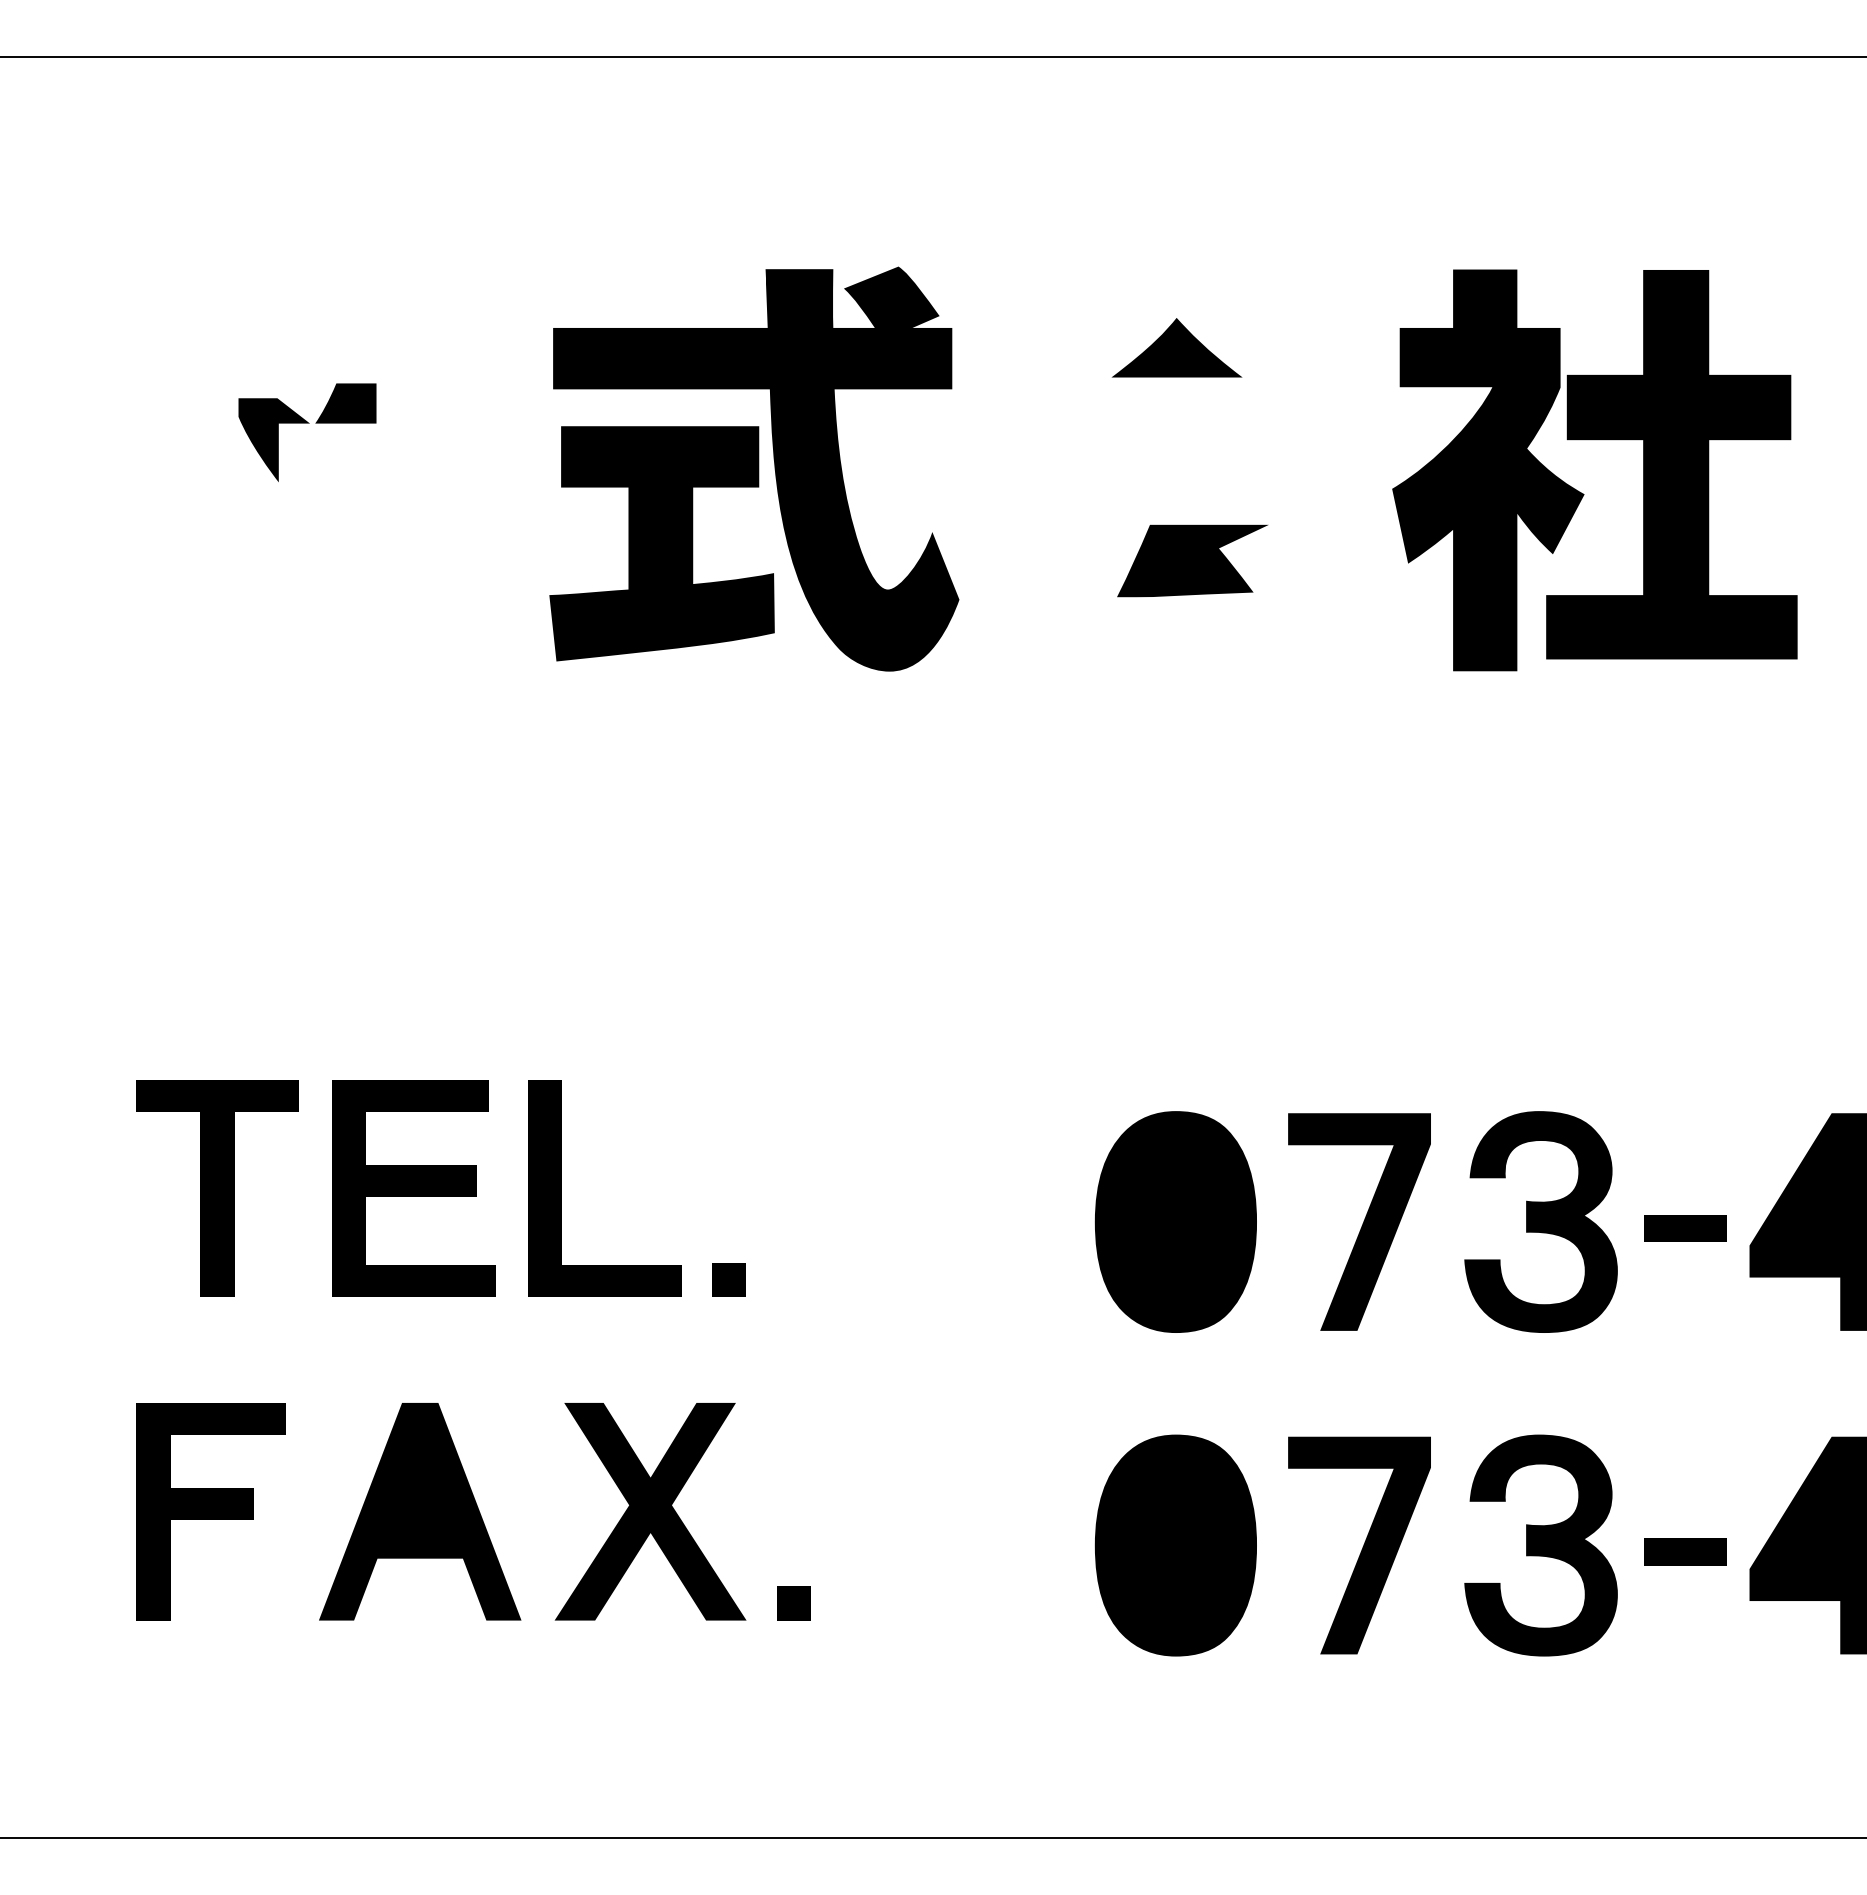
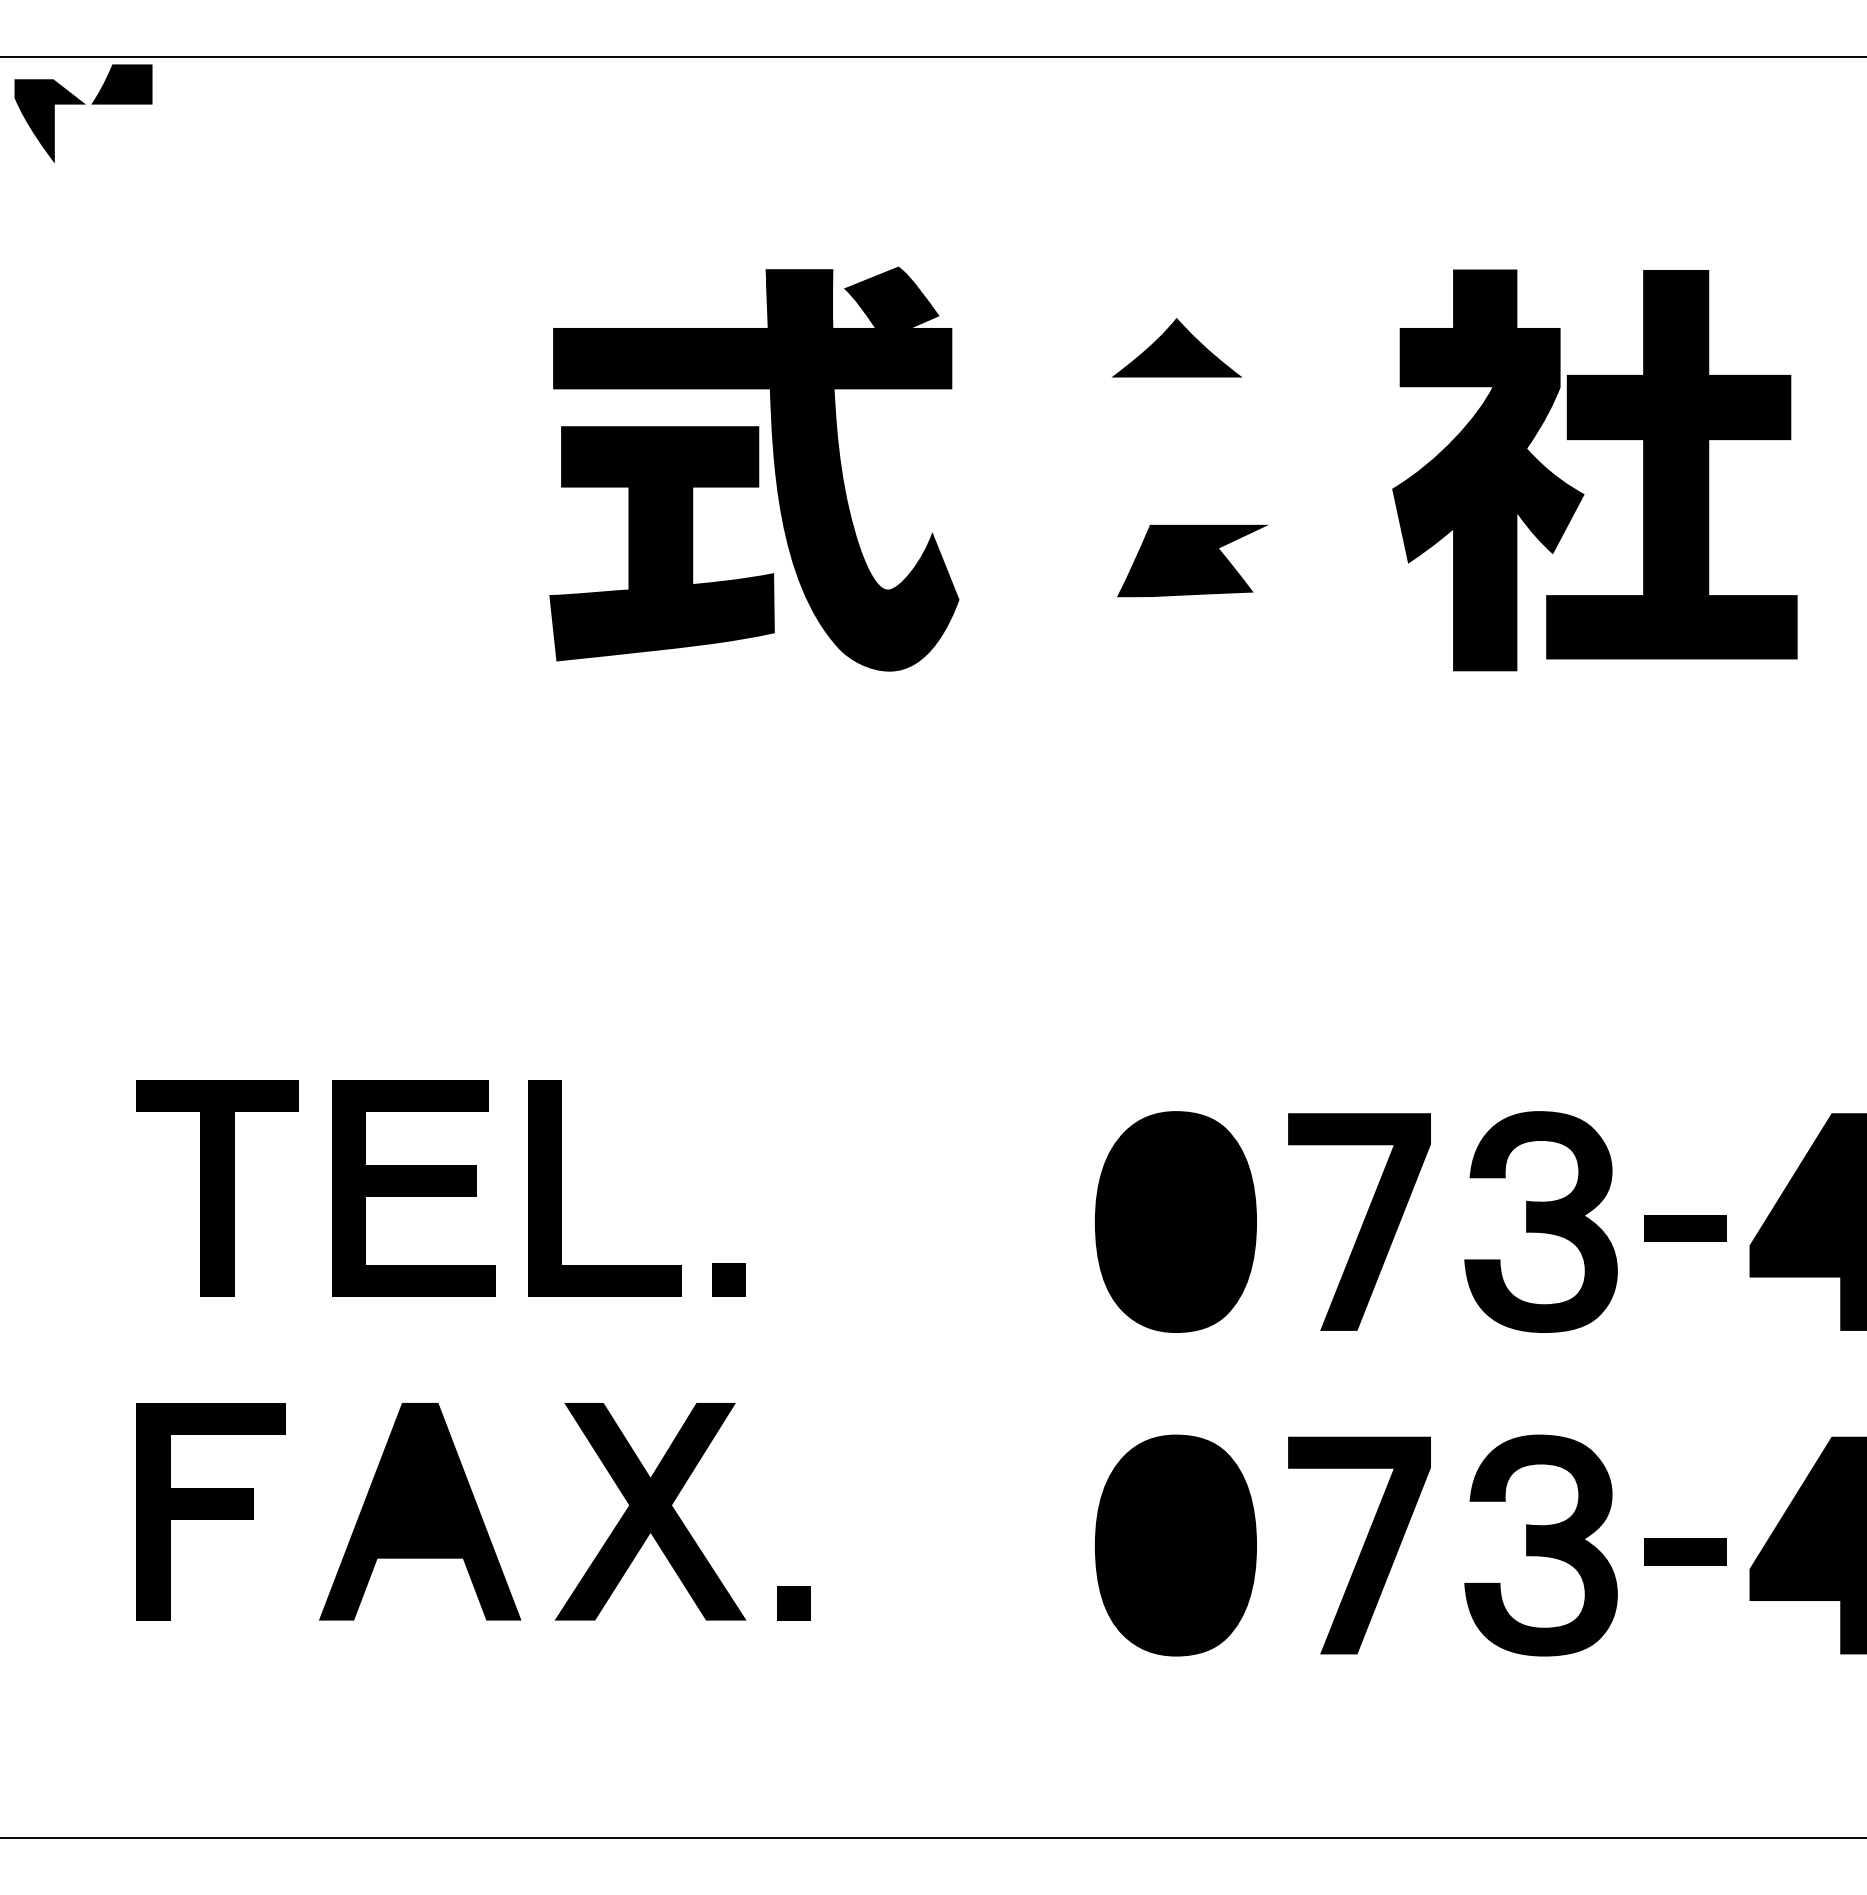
part position: (307, 423) -> (83, 104) (83, 104)
